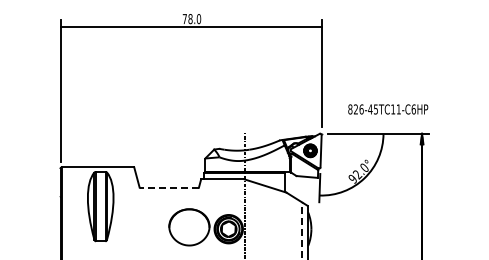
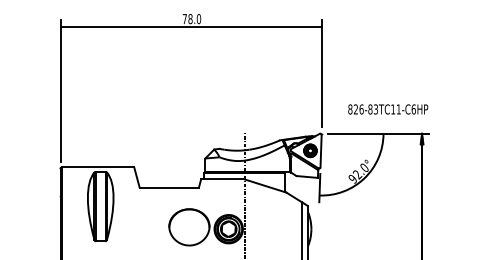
text: 826-45TC11-C6HP -> 826-83TC11-C6HP (372, 109)
line: dashed -> solid (169, 187)
line: dashed -> solid (302, 230)
